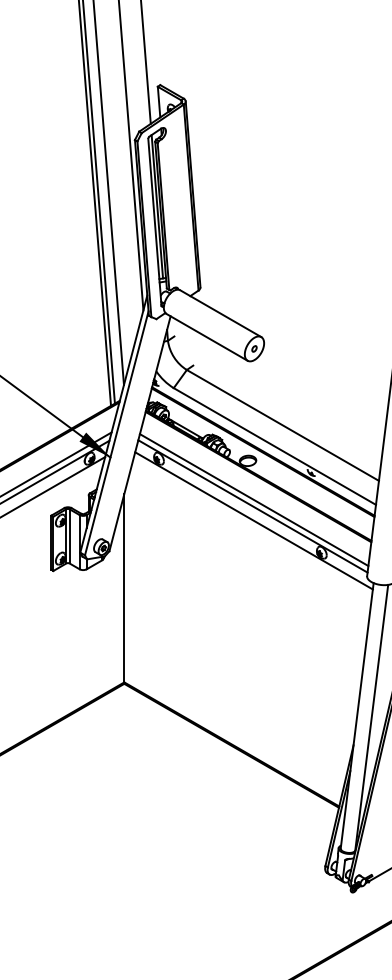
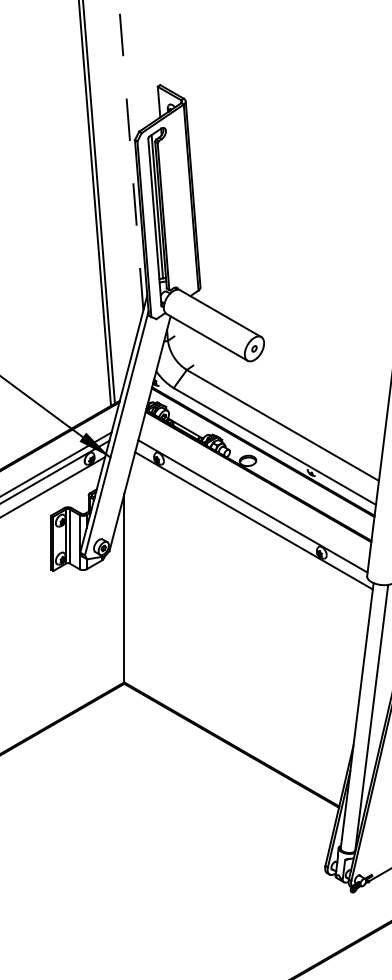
line: present -> none (145, 62)
line: solid -> dashed (131, 154)
line: present -> none (108, 193)
line: present -> none (253, 500)
